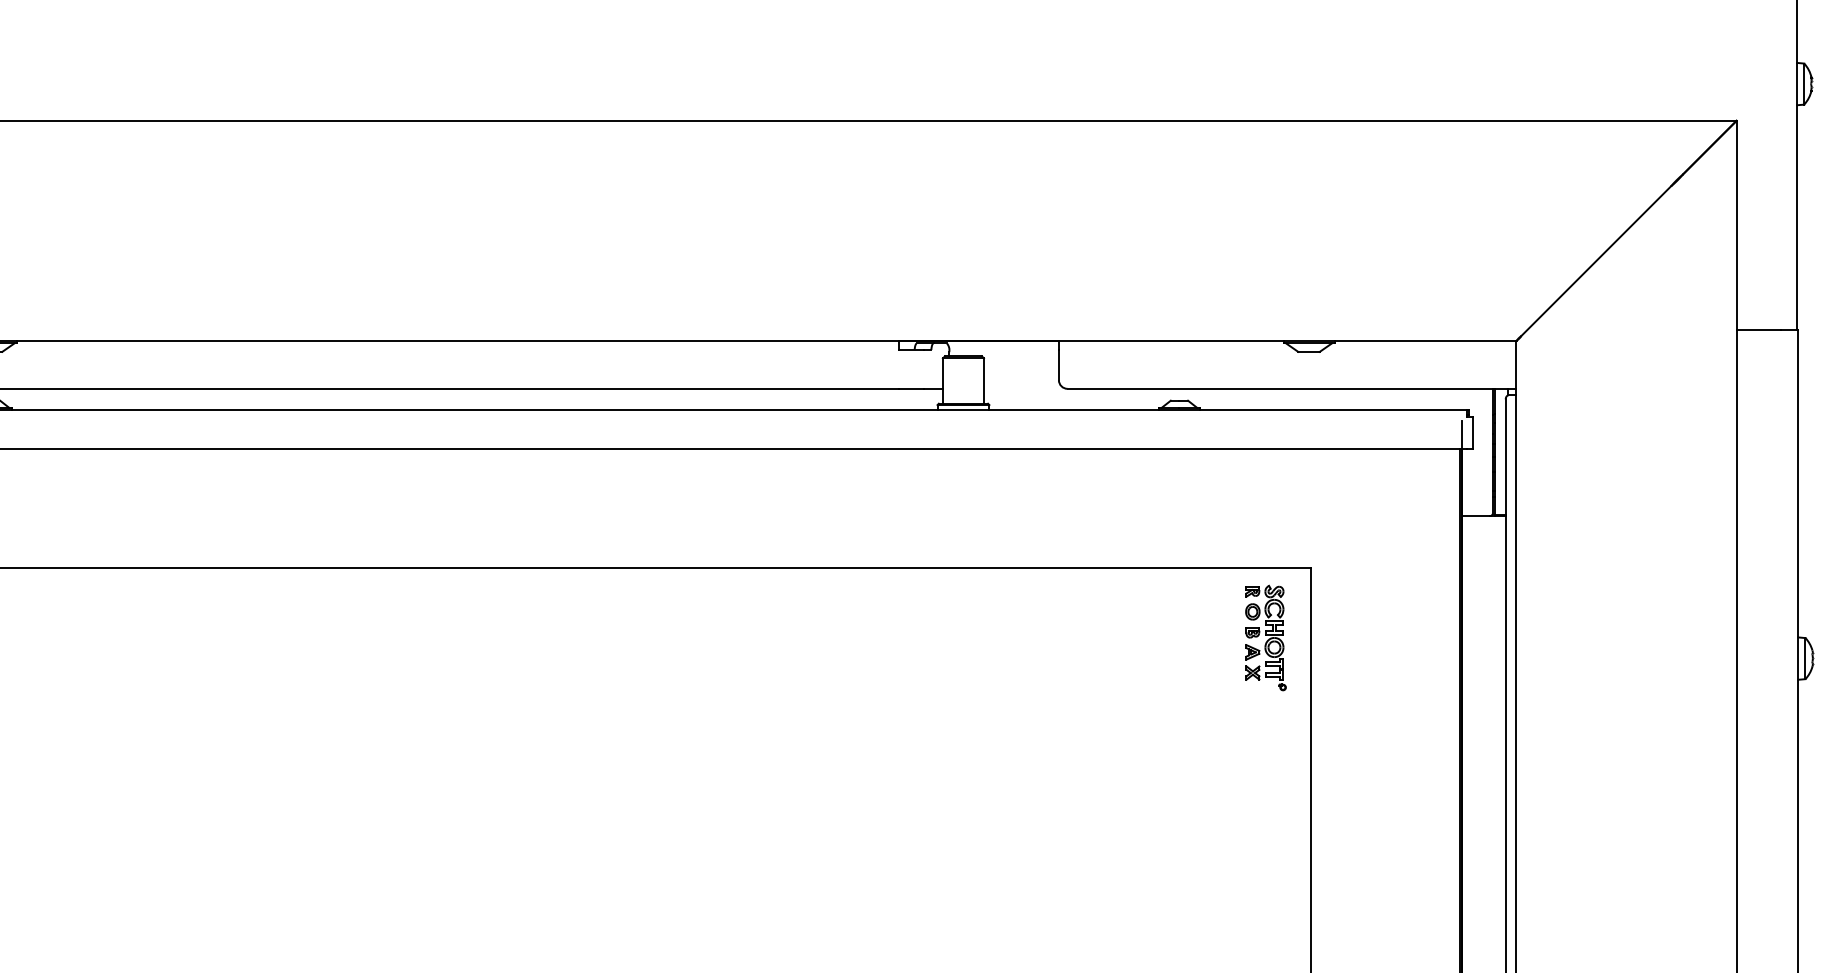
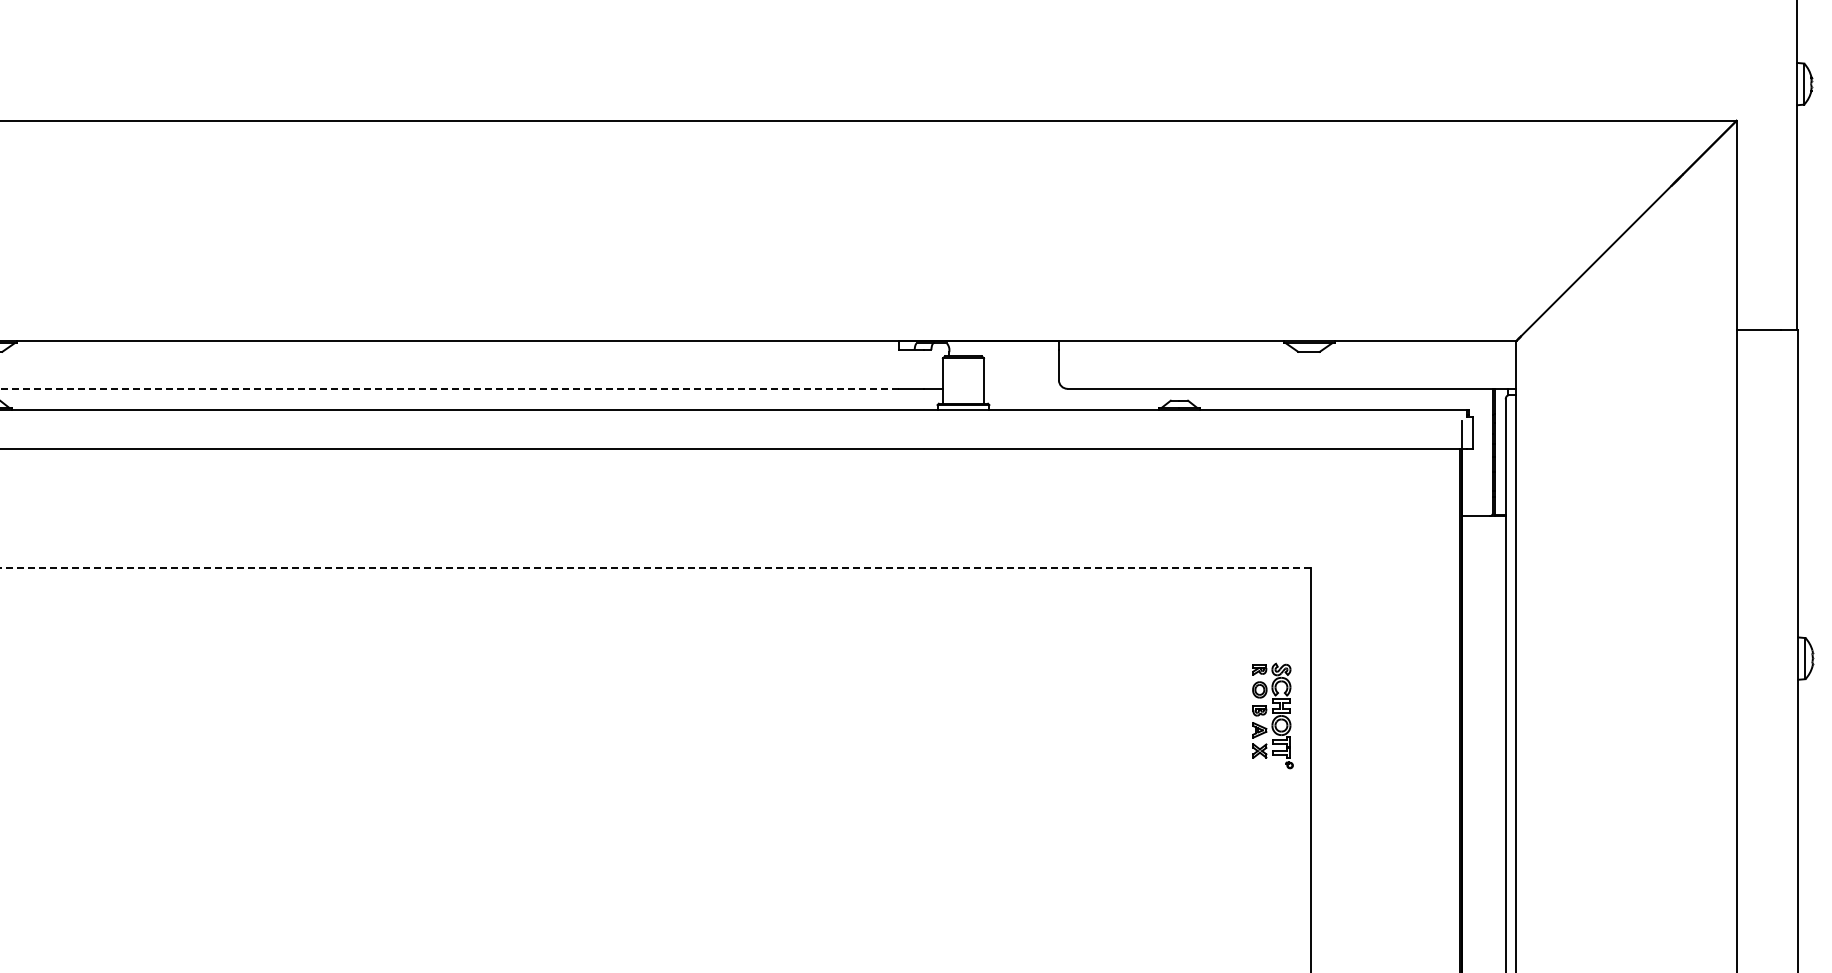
line: solid -> dashed (449, 388)
line: solid -> dashed (655, 567)
part position: (1265, 637) -> (1272, 715) (1272, 715)
